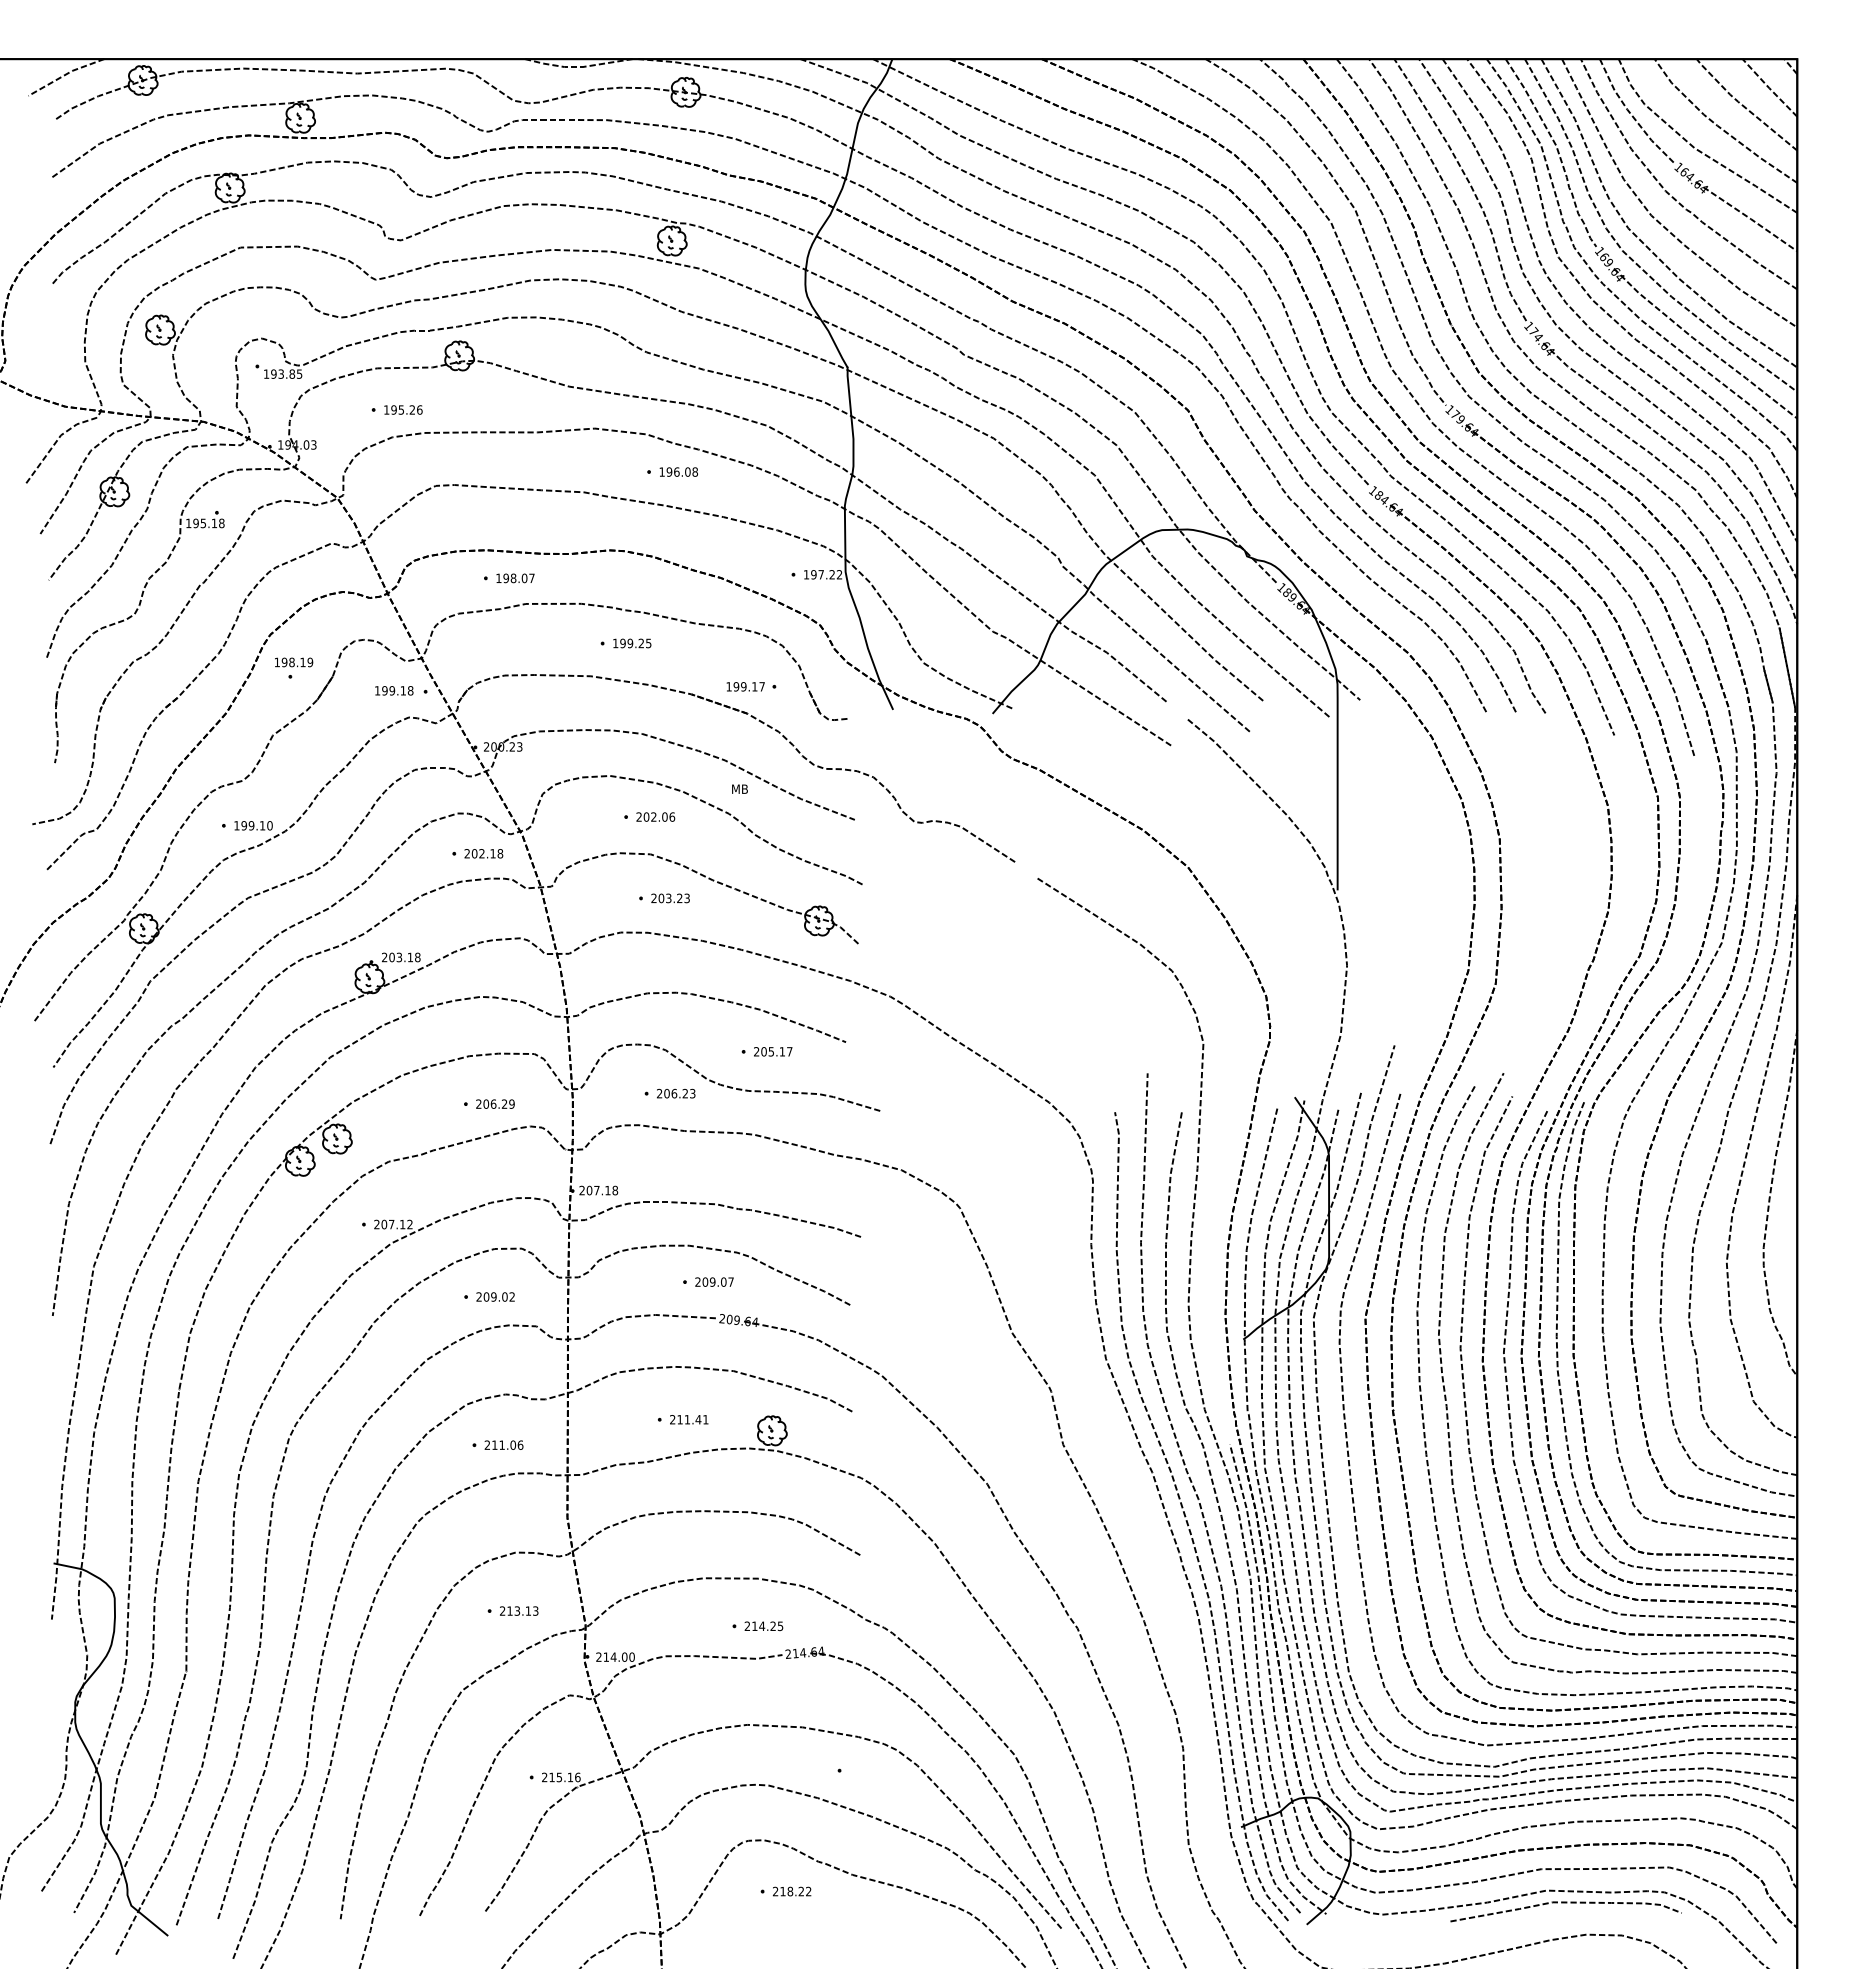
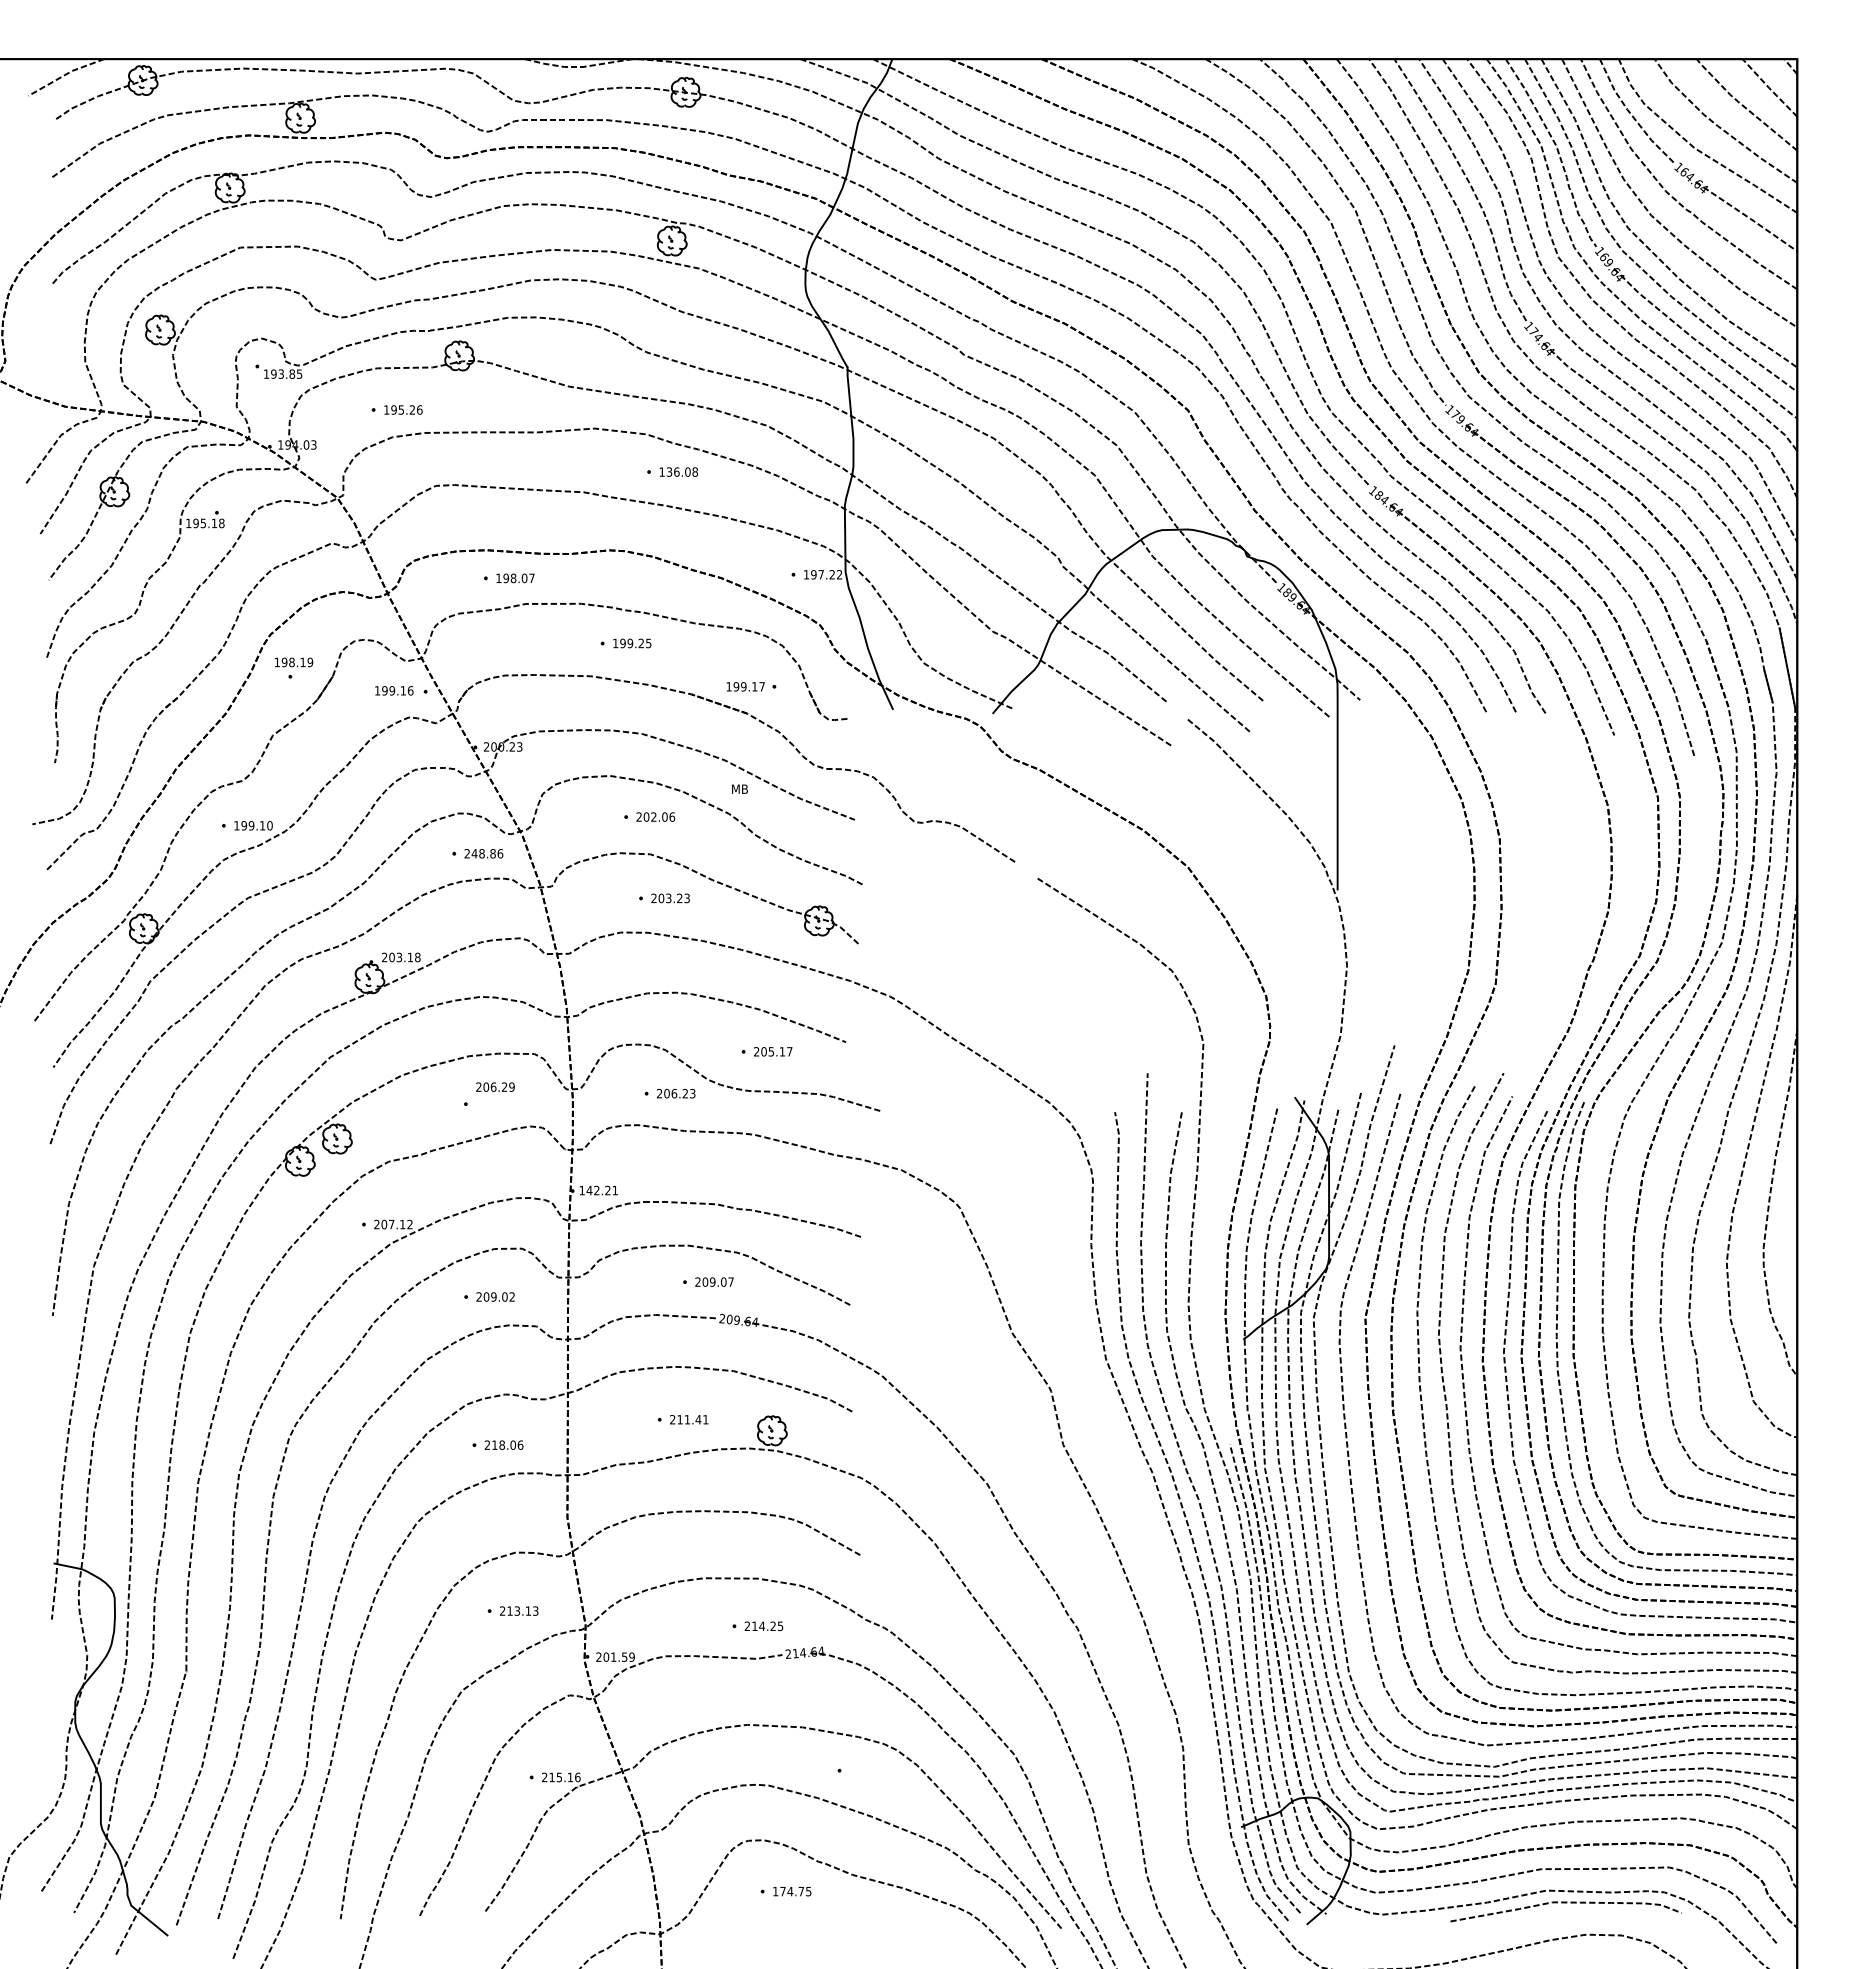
text: 196.08 -> 136.08 (669, 471)
text: 199.18 -> 199.16 (410, 690)
text: 202.18 -> 248.86 (487, 853)
text position: (495, 1103) -> (495, 1086) (495, 1086)
text: 207.18 -> 142.21 (598, 1190)
text: 211.06 -> 218.06 (501, 1444)
text: 214.00 -> 201.59 (618, 1656)
text: 218.22 -> 174.75 (791, 1891)
